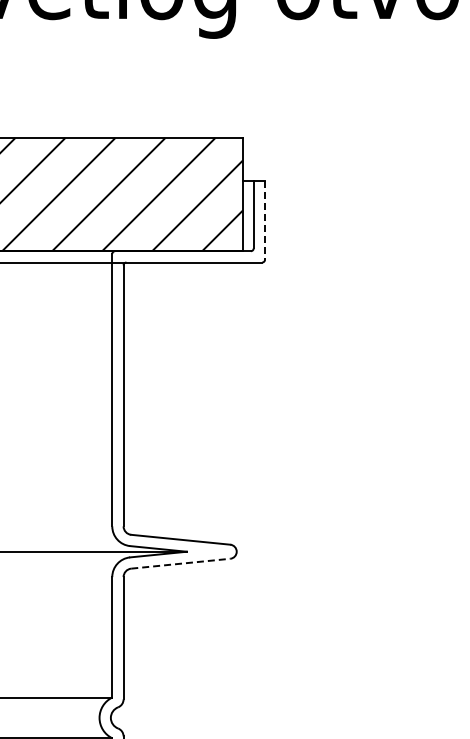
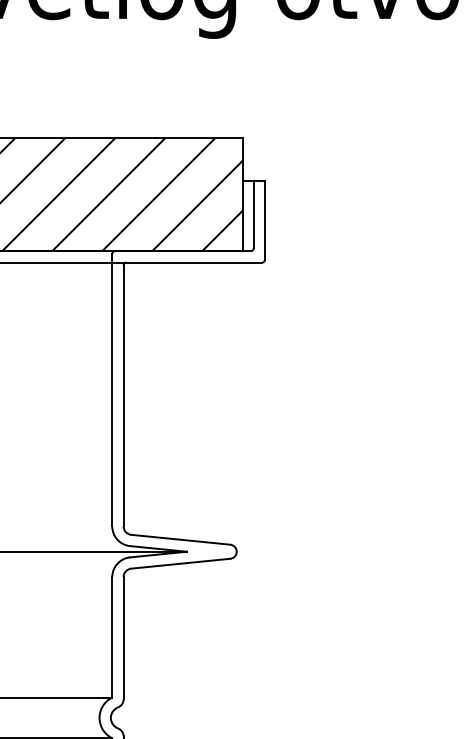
line: dashed -> solid (265, 220)
line: dashed -> solid (180, 563)
